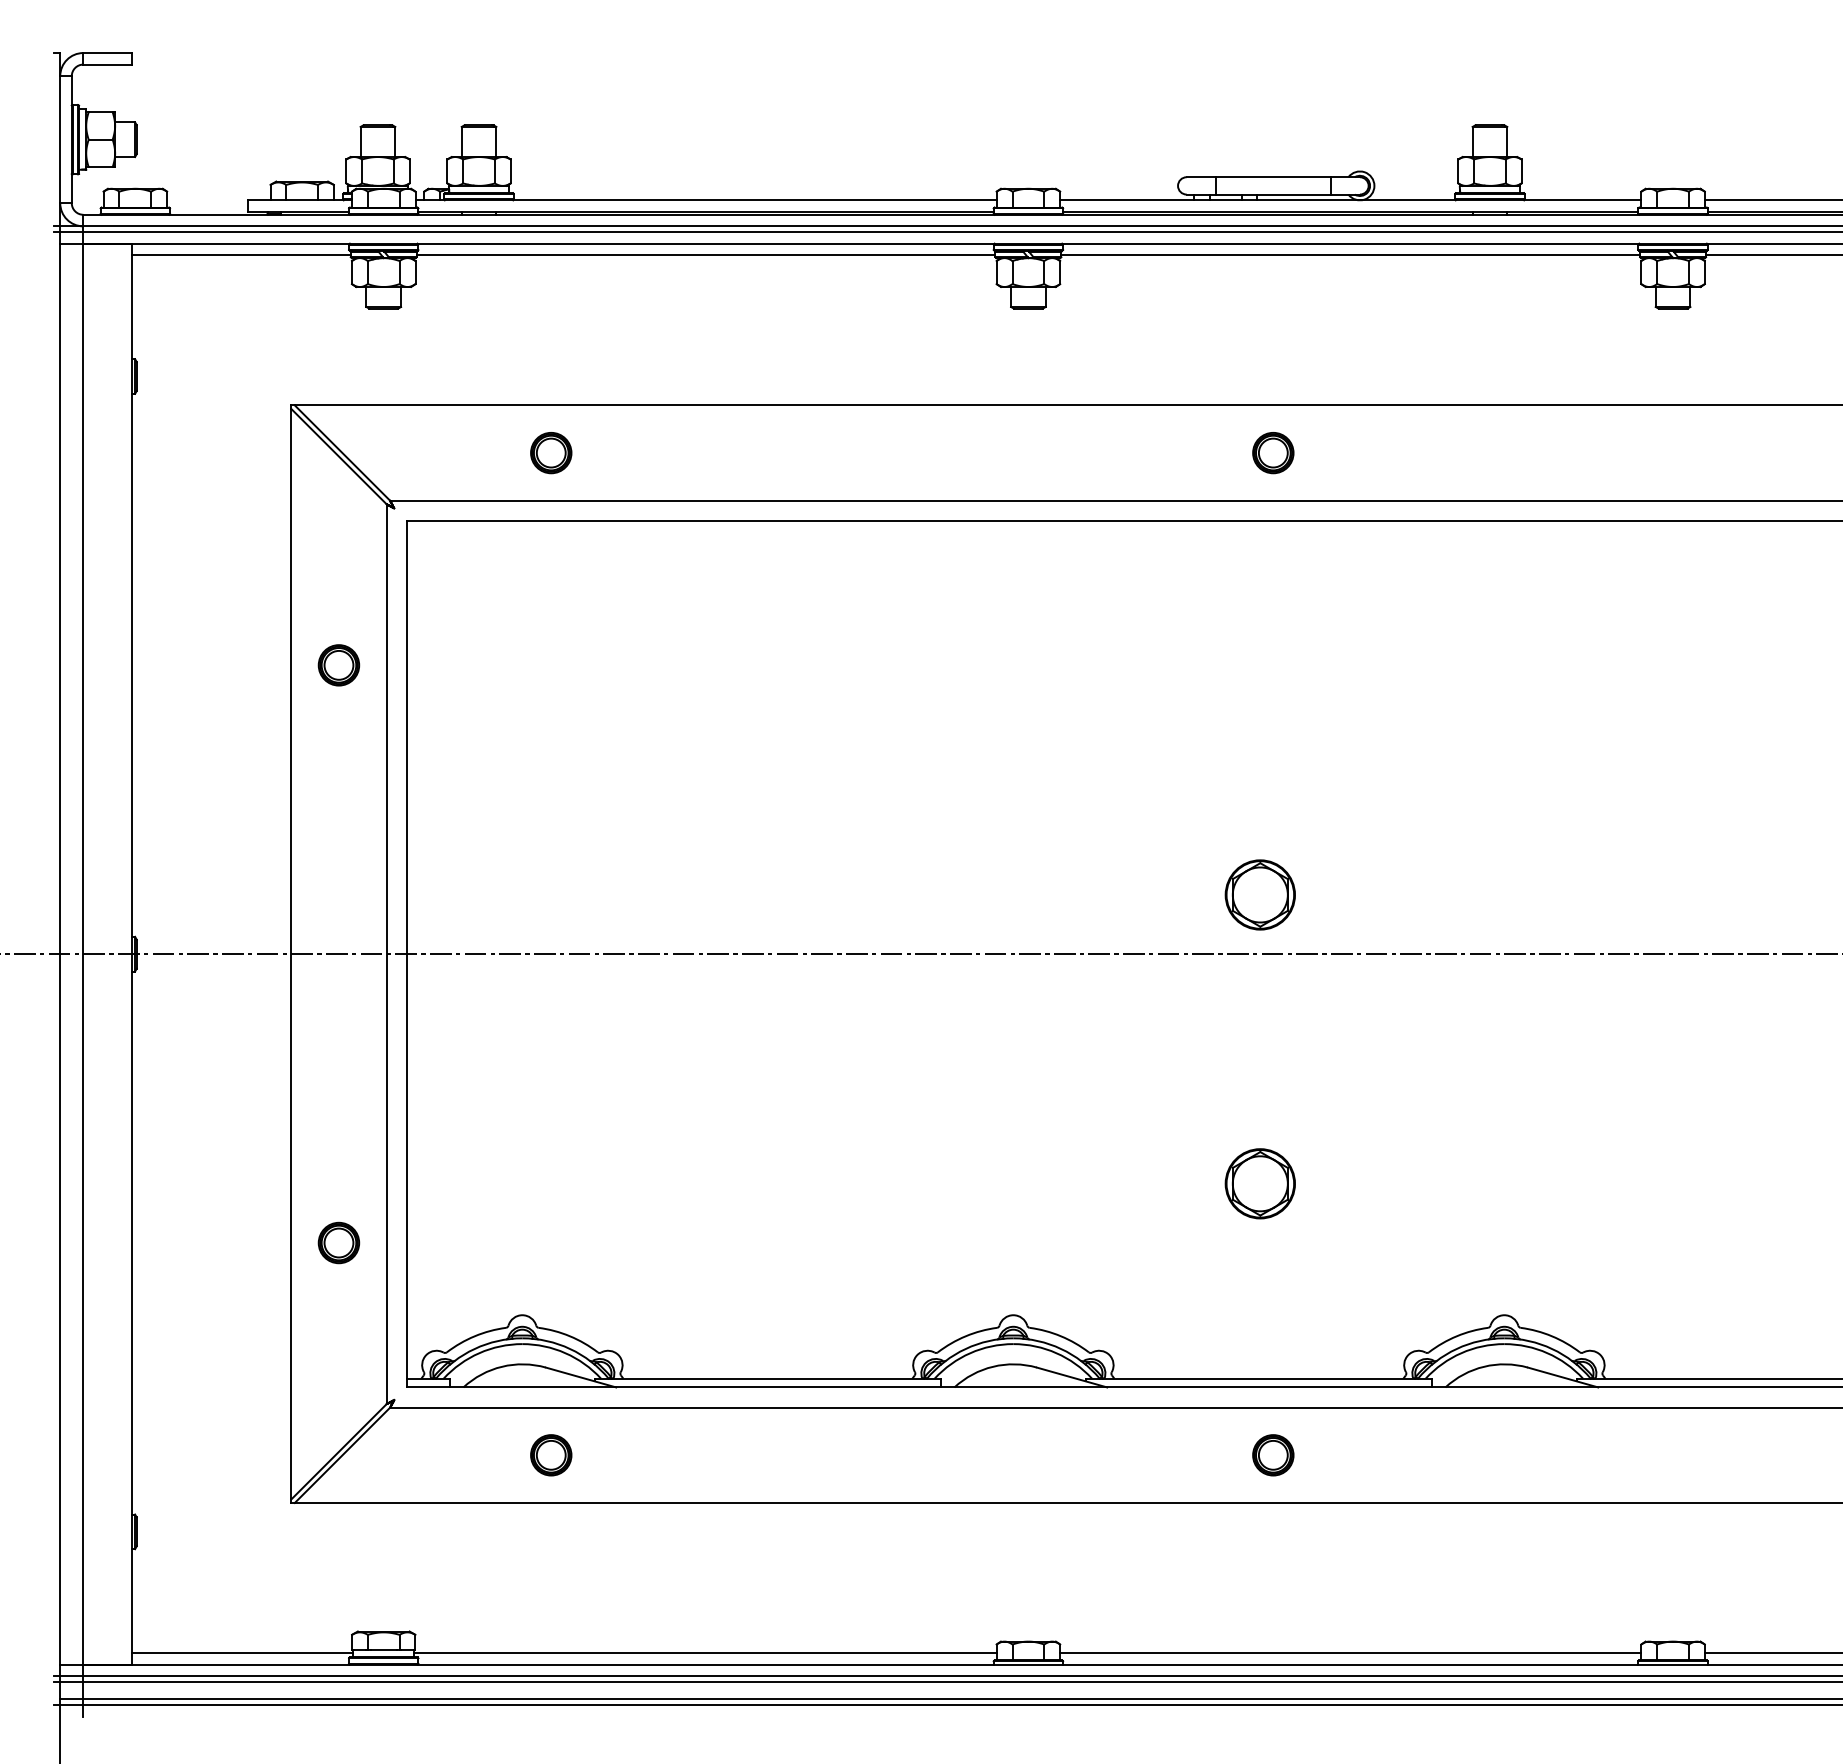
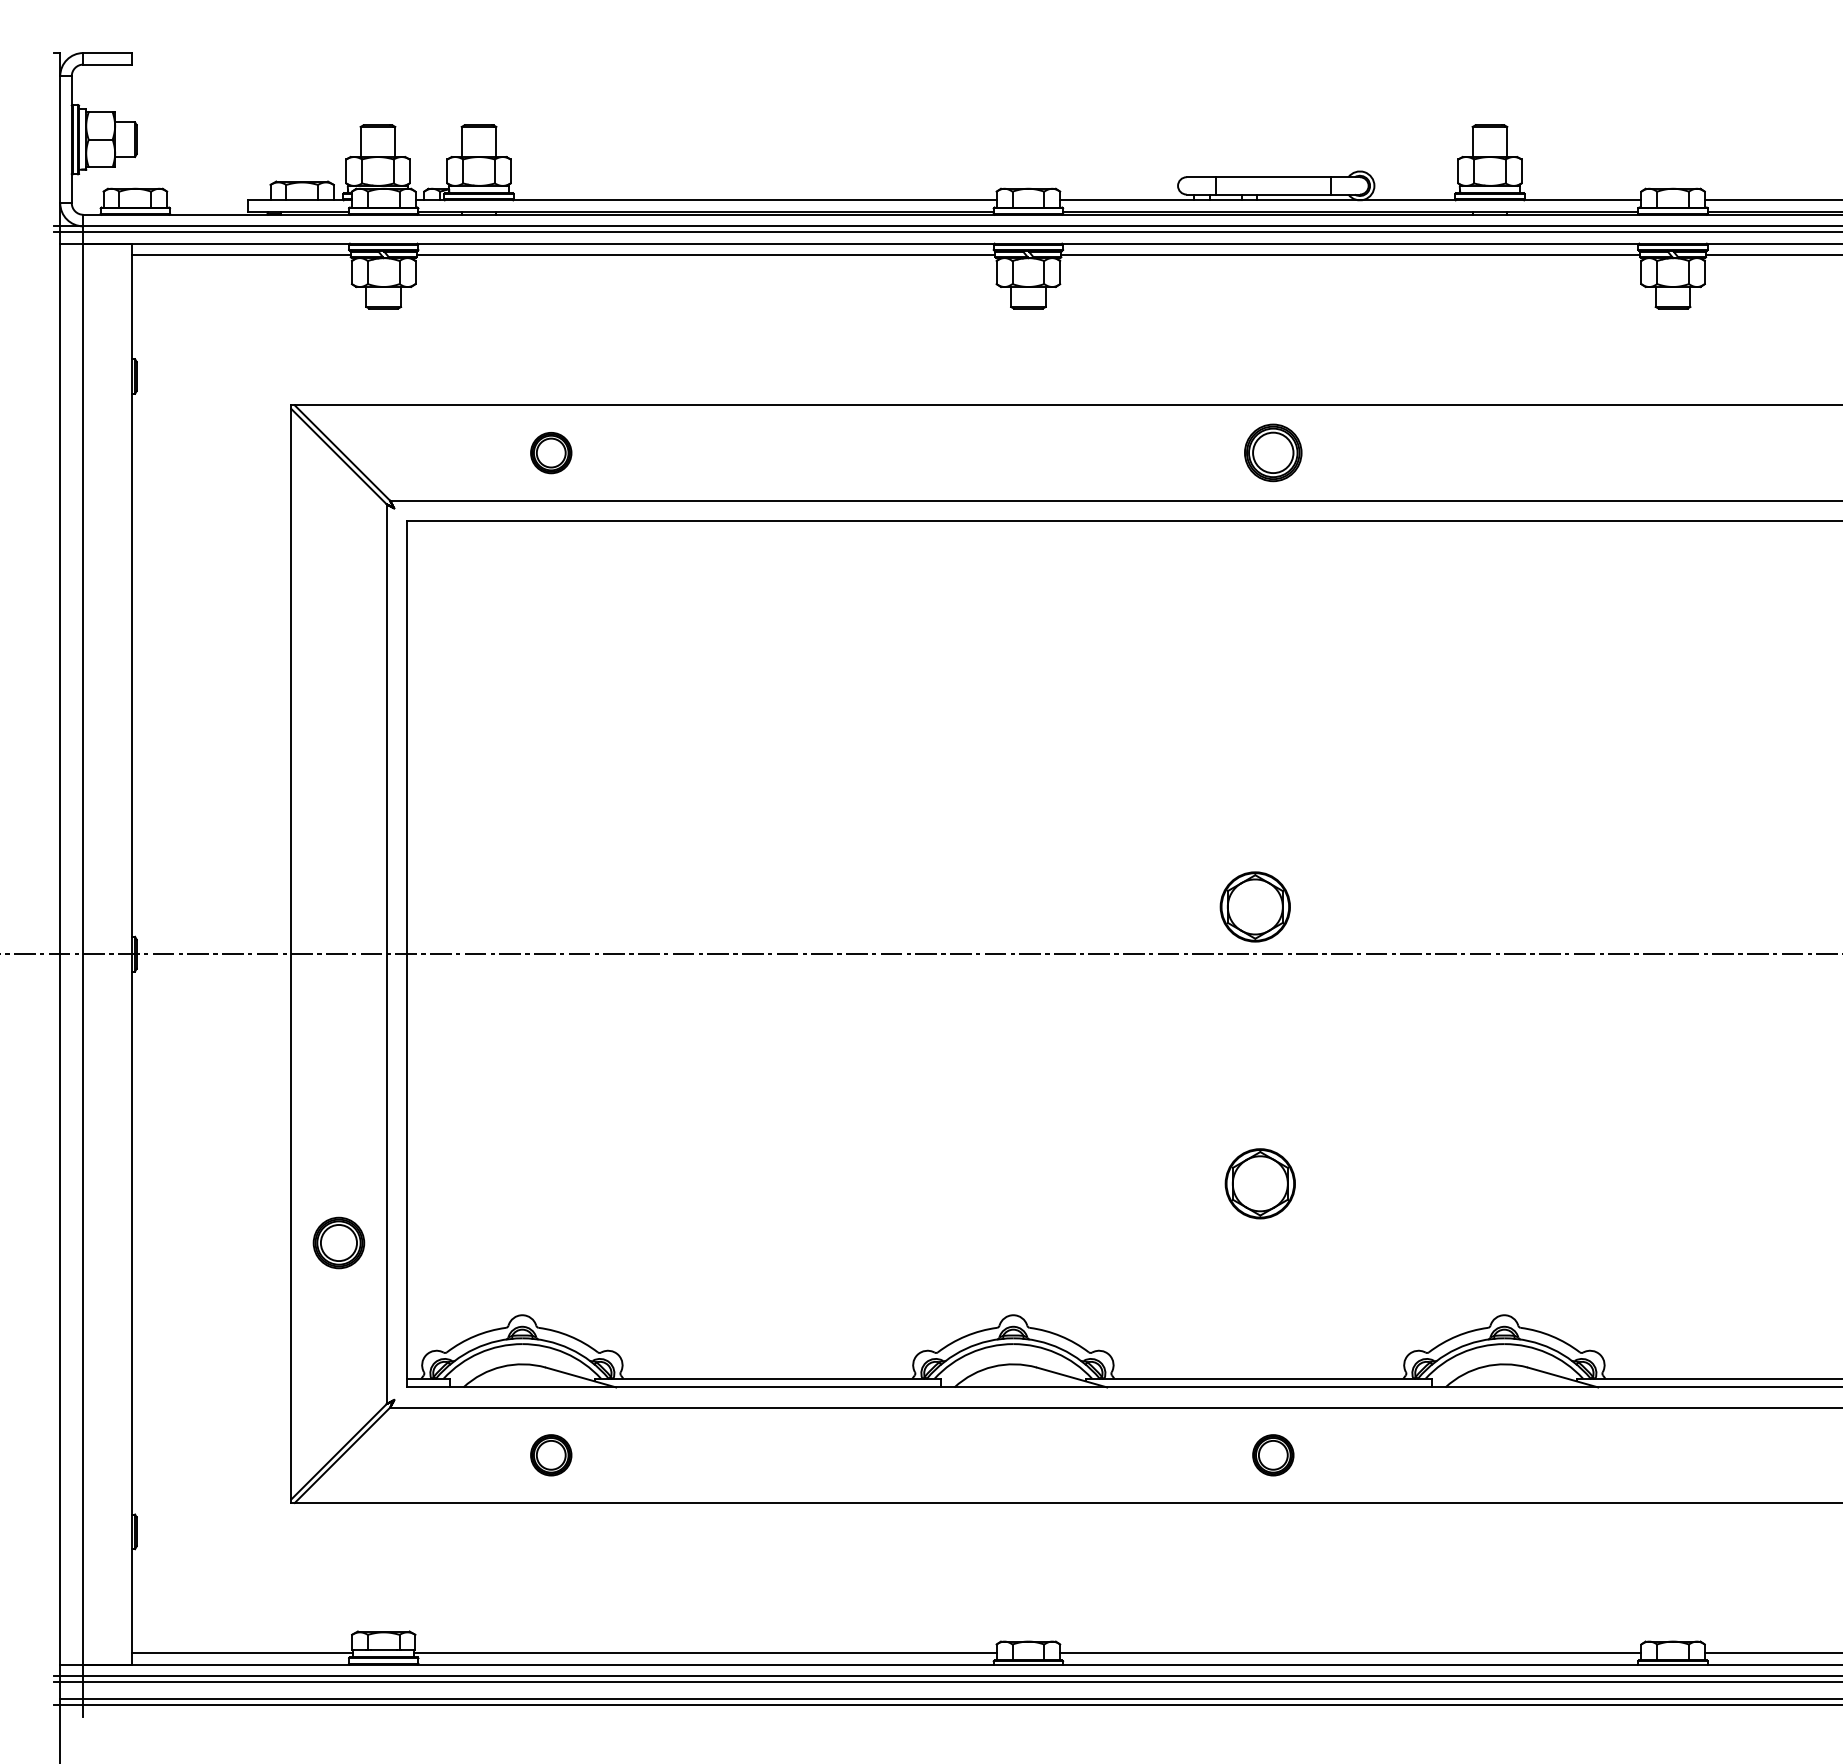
part size: 43x43 px -> 59x60 px (1273, 452)
part: present -> none (338, 665)
part position: (1259, 894) -> (1254, 906) (1254, 906)
part size: 44x44 px -> 54x54 px (338, 1242)
